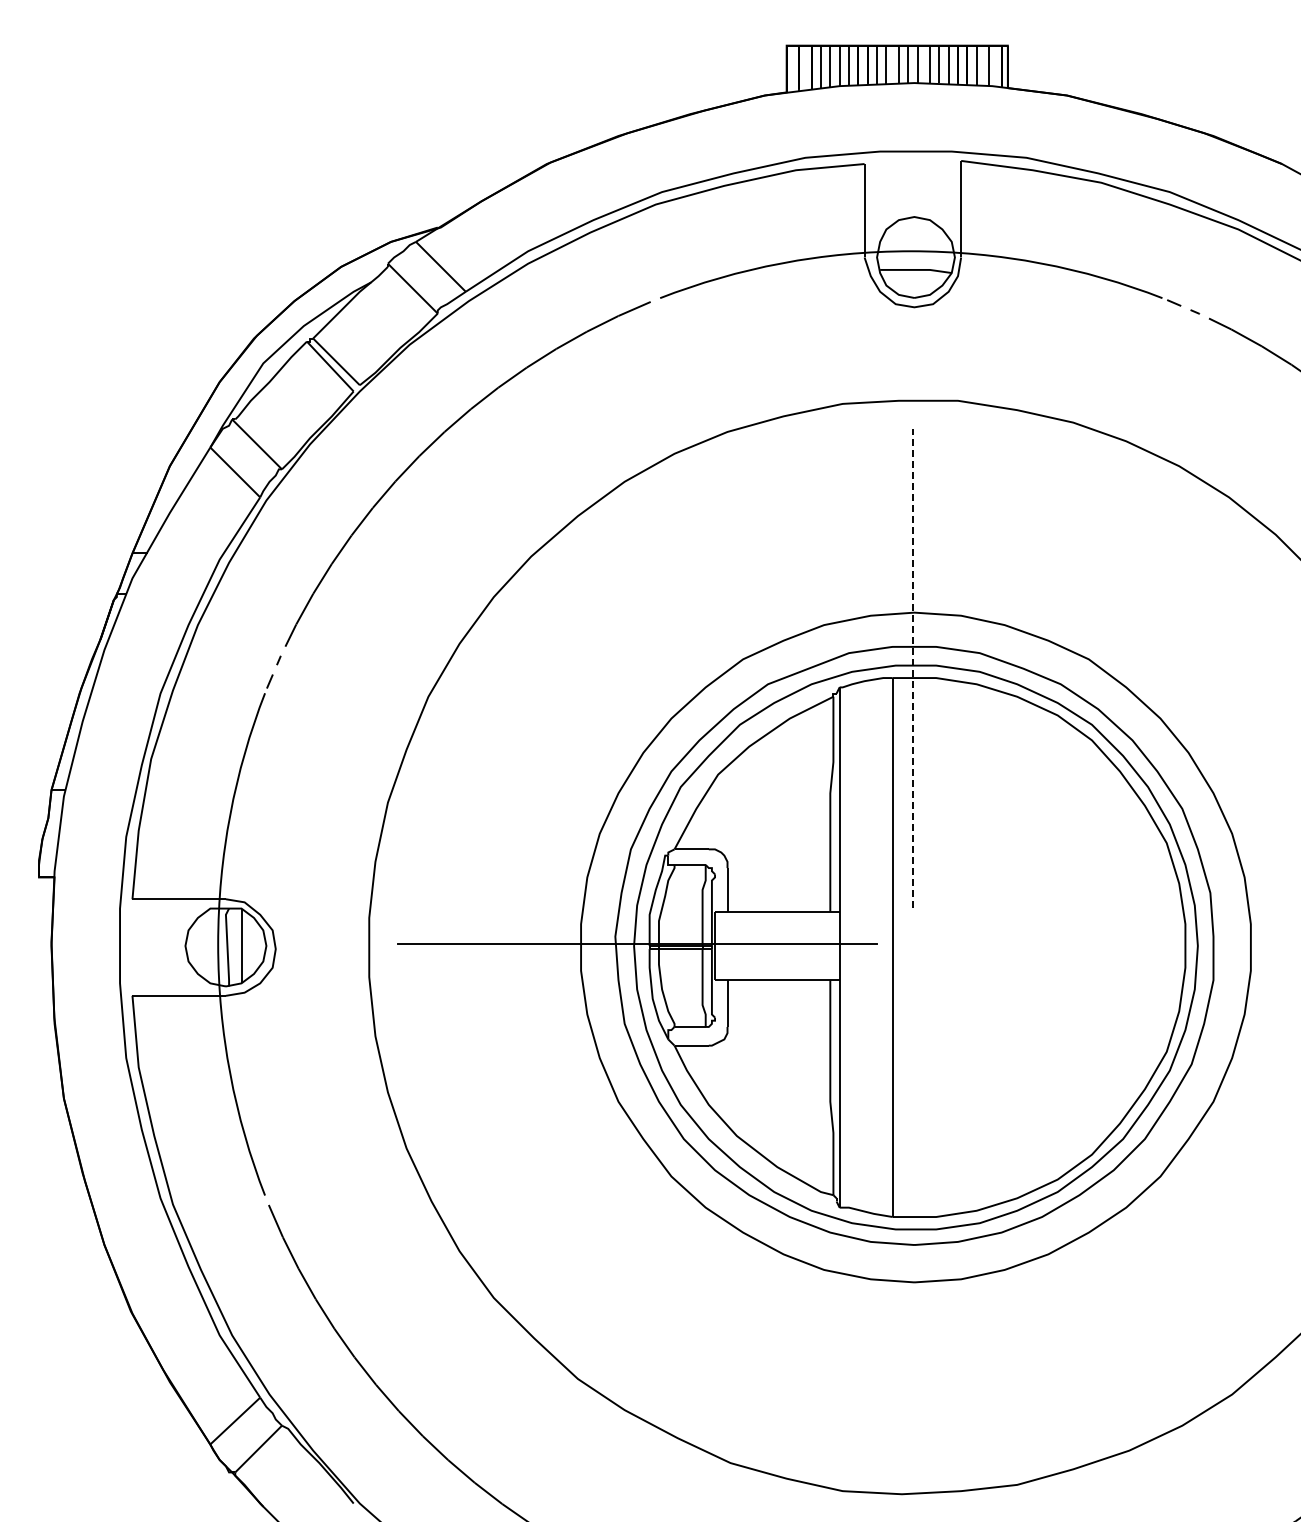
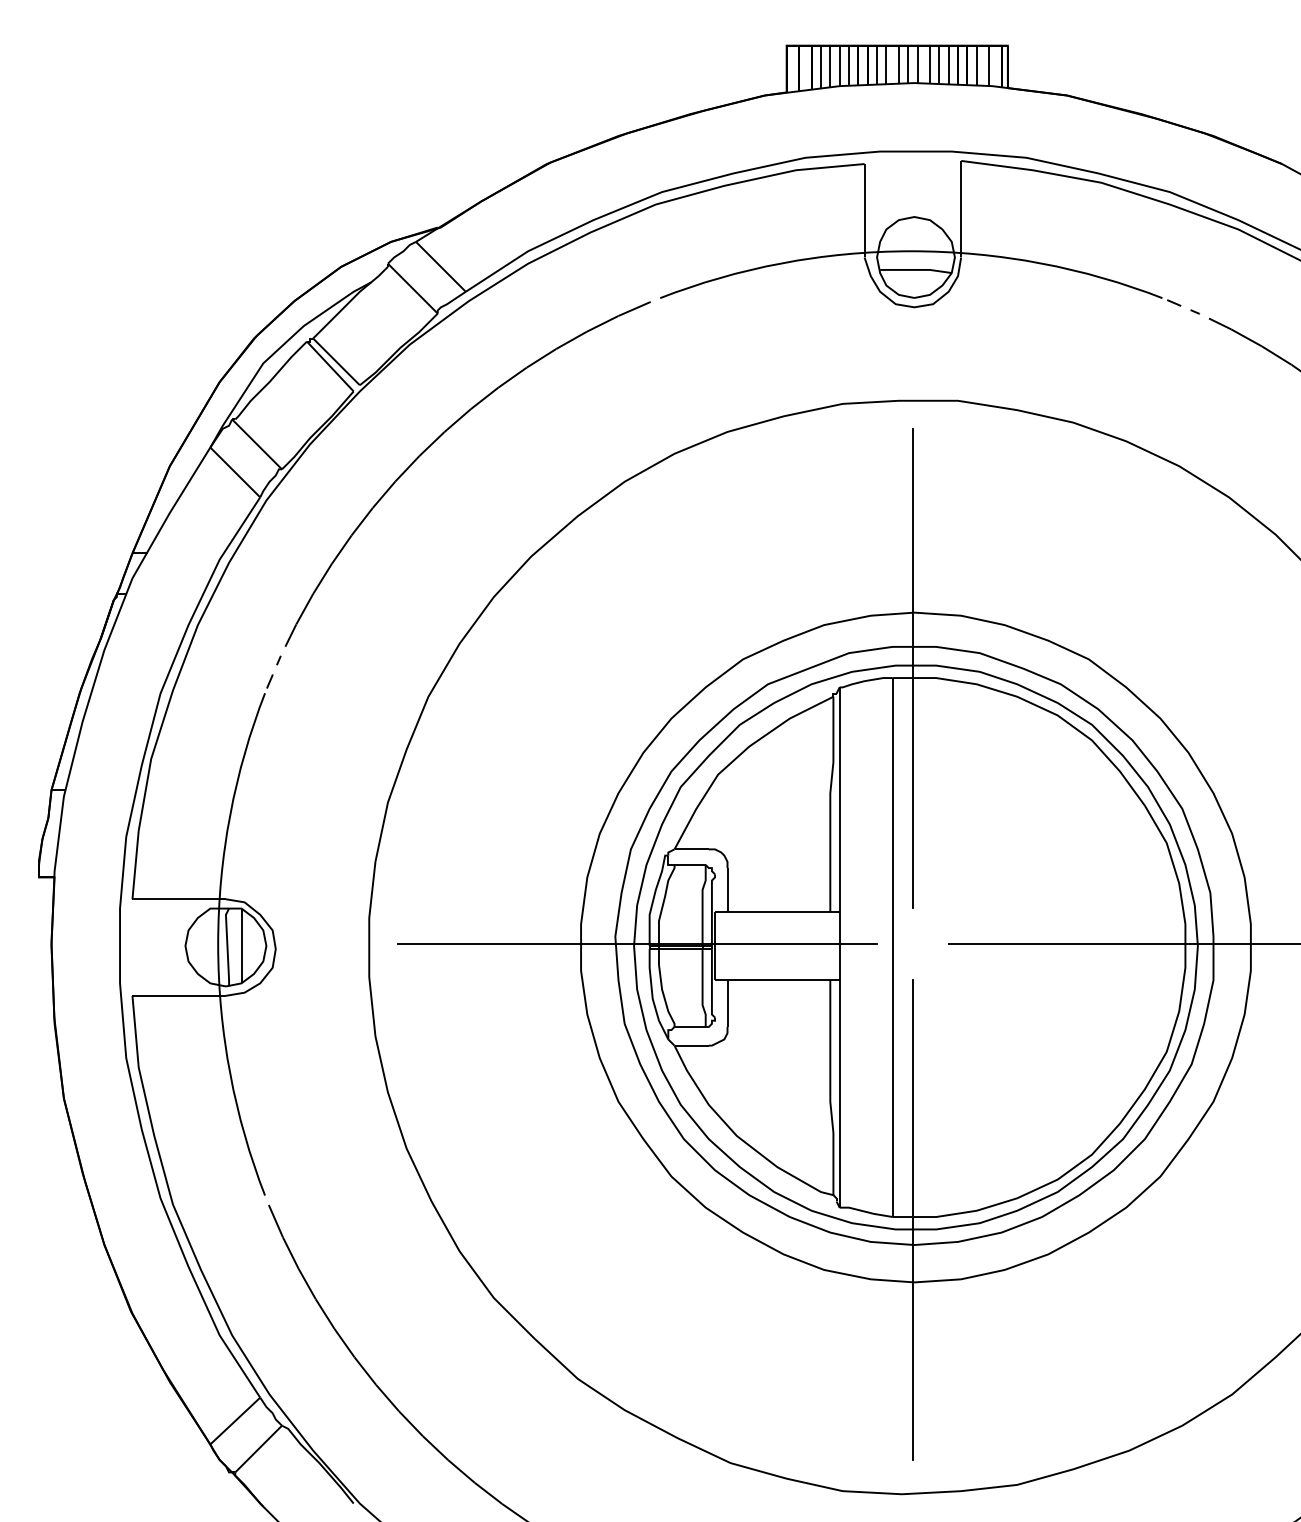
line: dashed -> solid (912, 668)
line: none -> present (1122, 944)
line: none -> present (912, 1219)
